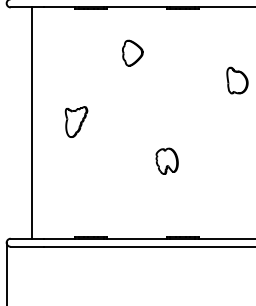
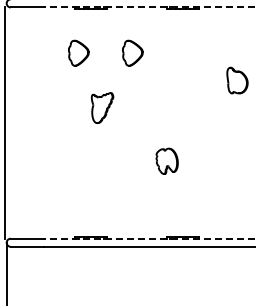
line: solid -> dashed (149, 7)
part: none -> present (78, 52)
part position: (76, 121) -> (102, 107) (102, 107)
line position: (32, 122) -> (5, 122) (5, 122)
line: solid -> dashed (149, 238)
